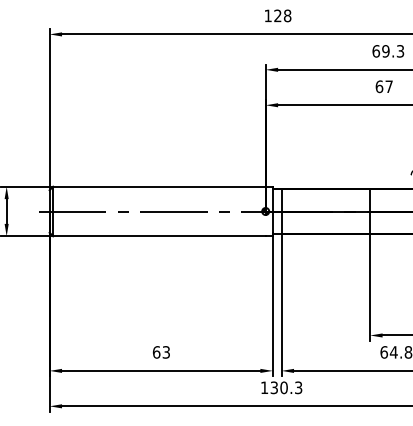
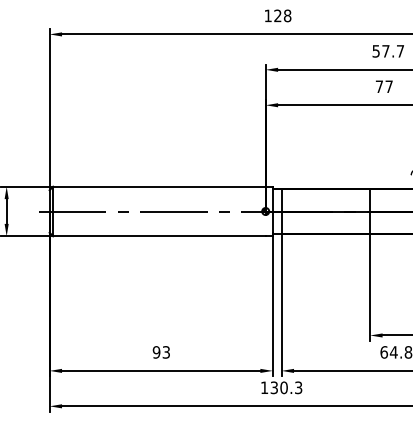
text: 69.3 -> 57.7 (388, 51)
text: 67 -> 77 (379, 86)
text: 63 -> 93 (156, 352)
